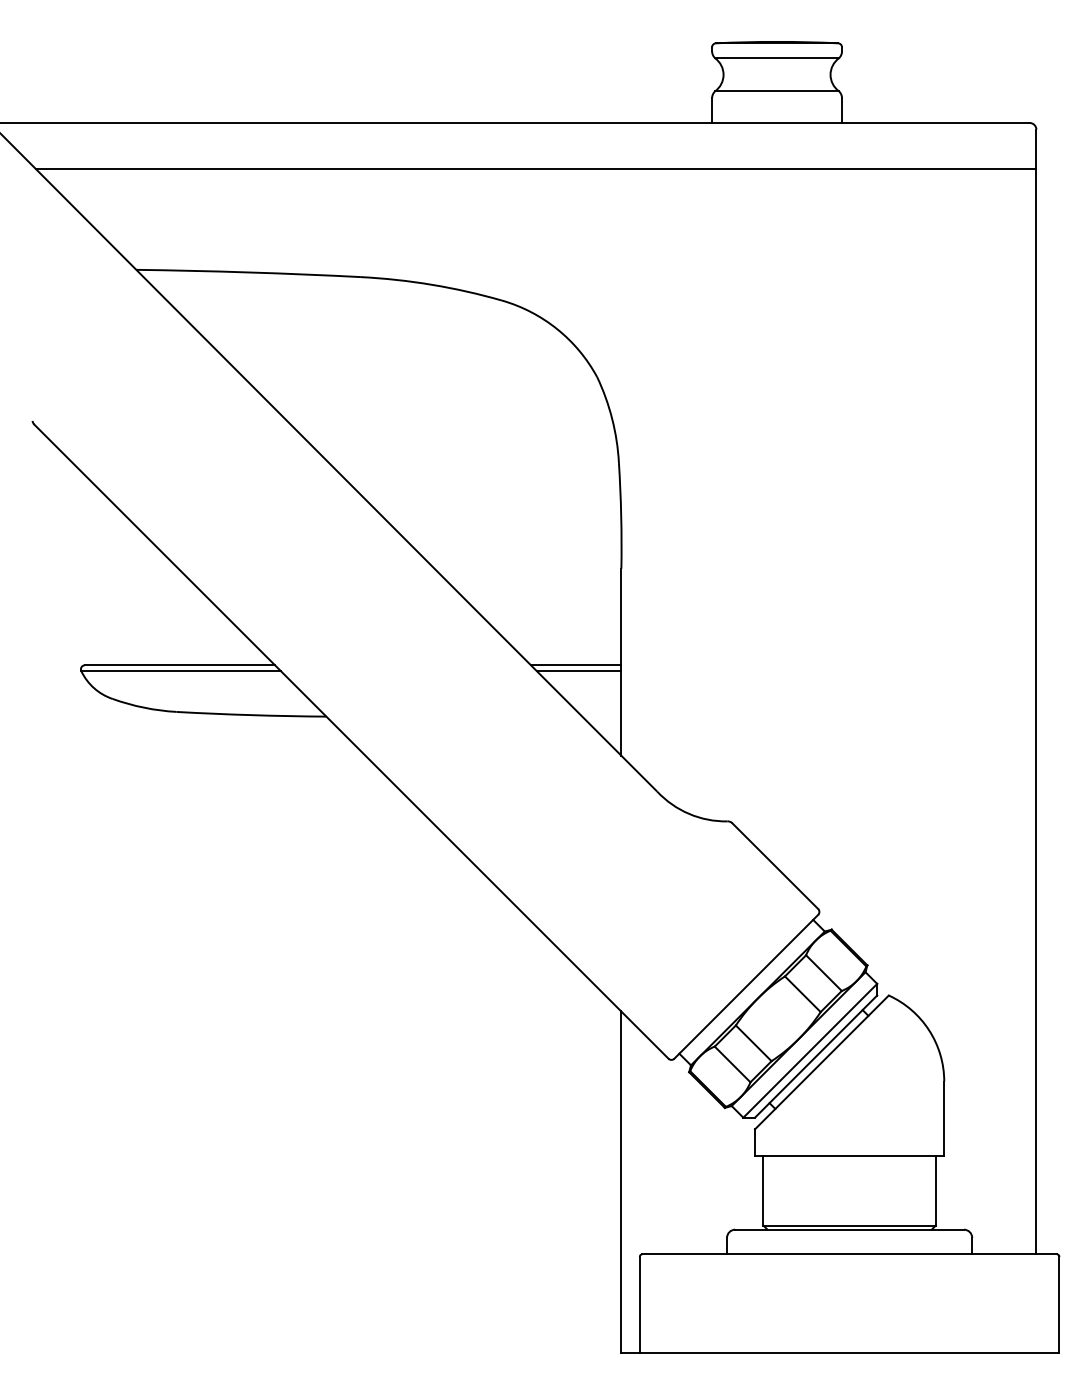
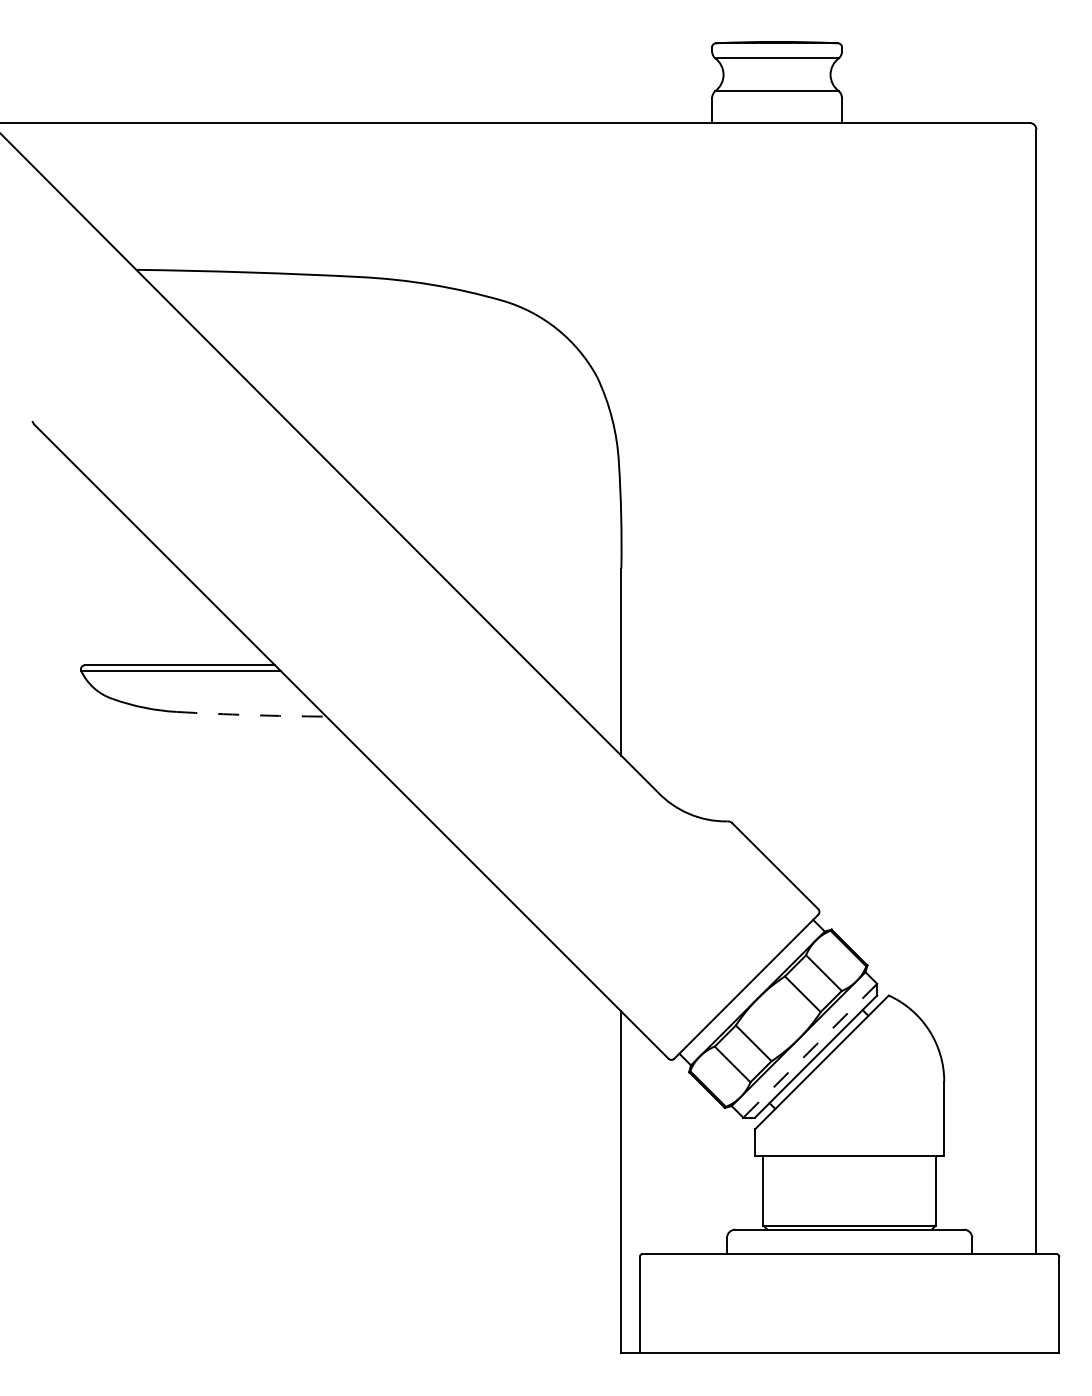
line: present -> none (536, 169)
line: present -> none (575, 665)
line: present -> none (579, 671)
arc: solid -> dashed (251, 715)
line: solid -> dashed (810, 1050)
